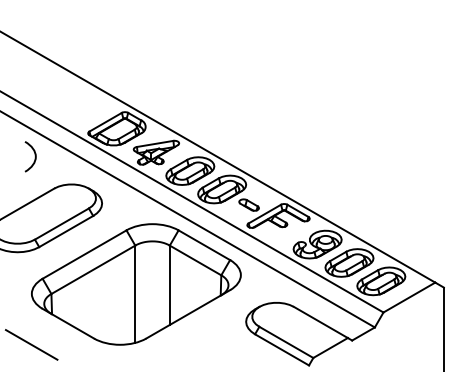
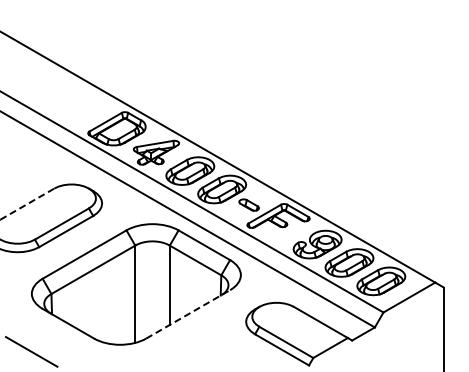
curve: present -> none (34, 155)
line: solid -> dashed (27, 203)
line: solid -> dashed (188, 314)
line position: (31, 344) -> (31, 351) (31, 351)
